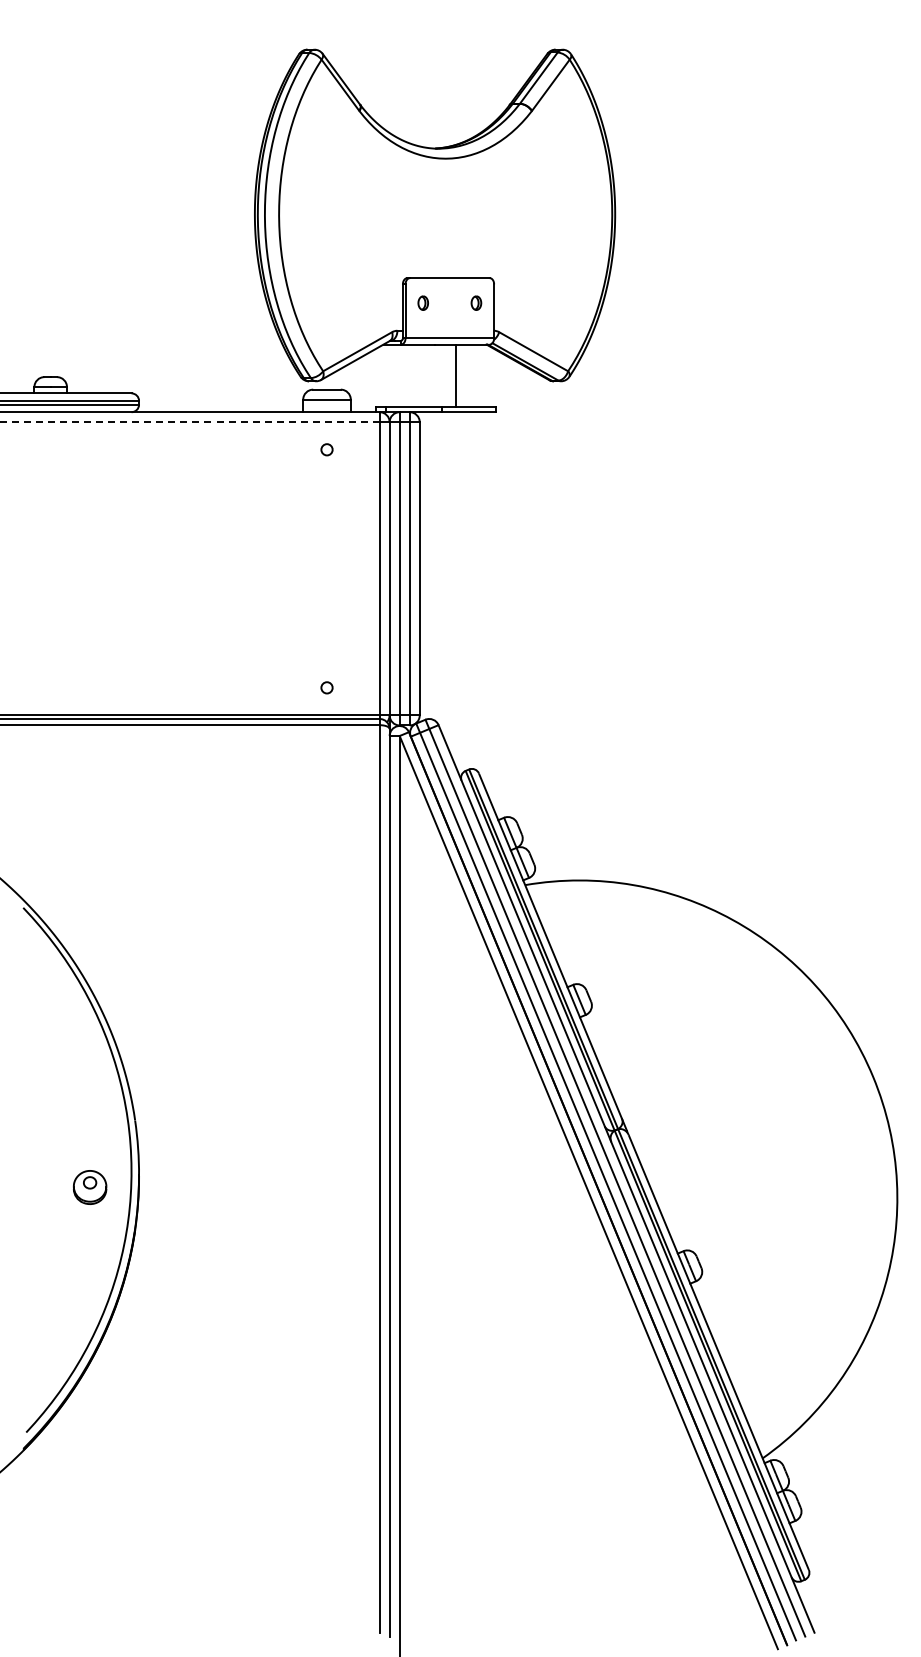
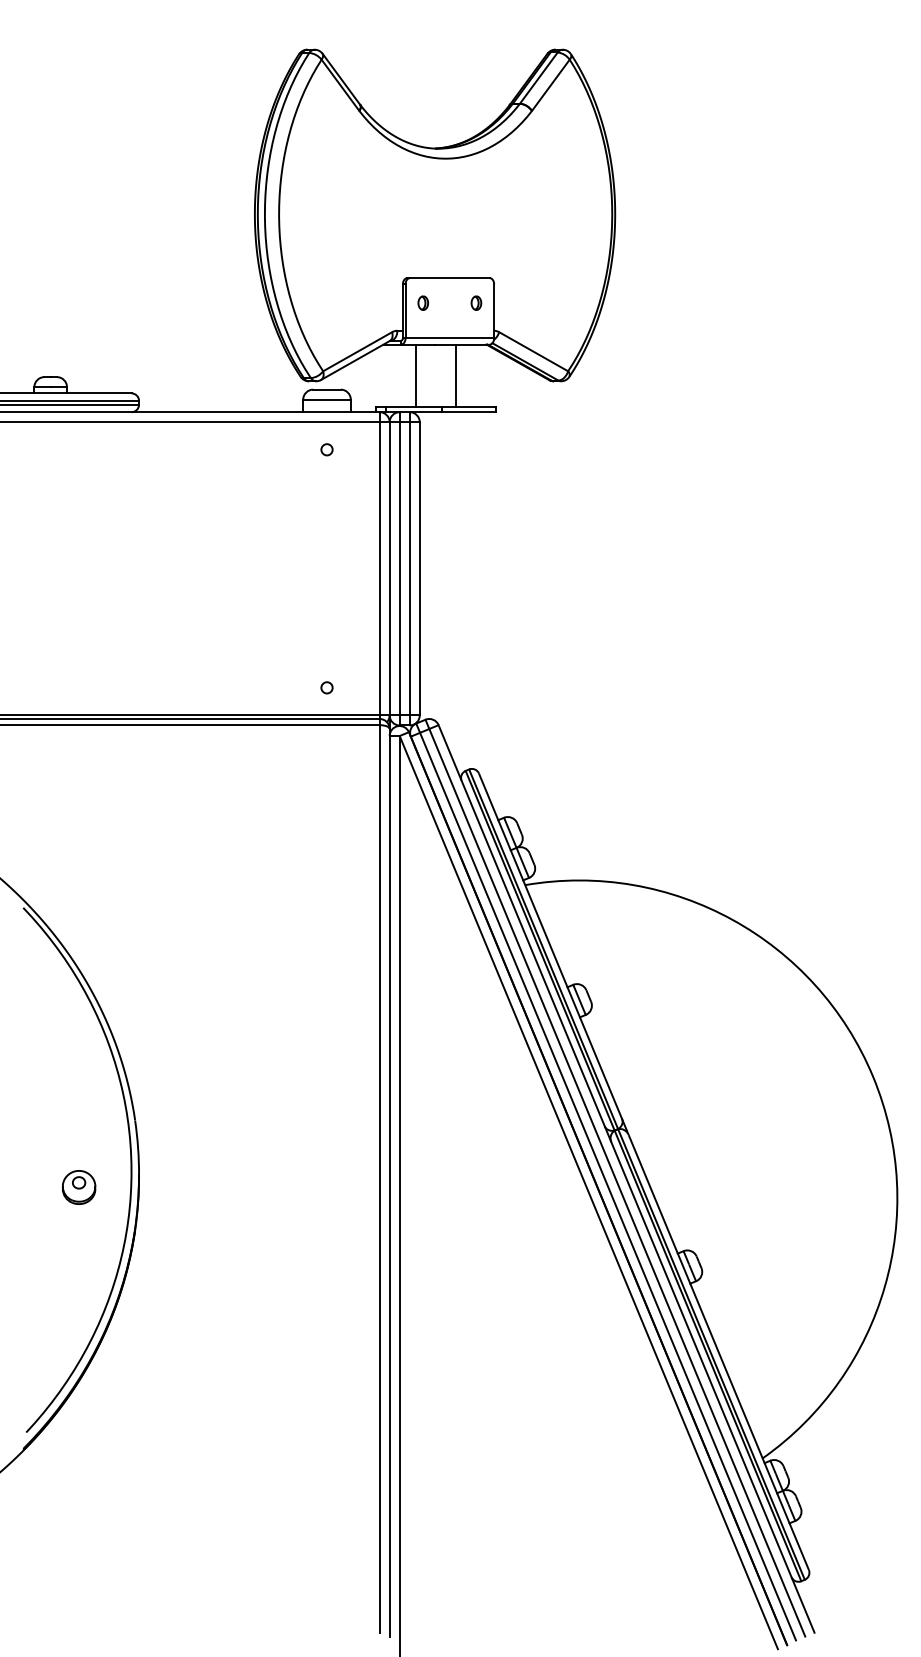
line: none -> present (416, 375)
line: dashed -> solid (189, 422)
part position: (90, 1187) -> (79, 1187) (79, 1187)
